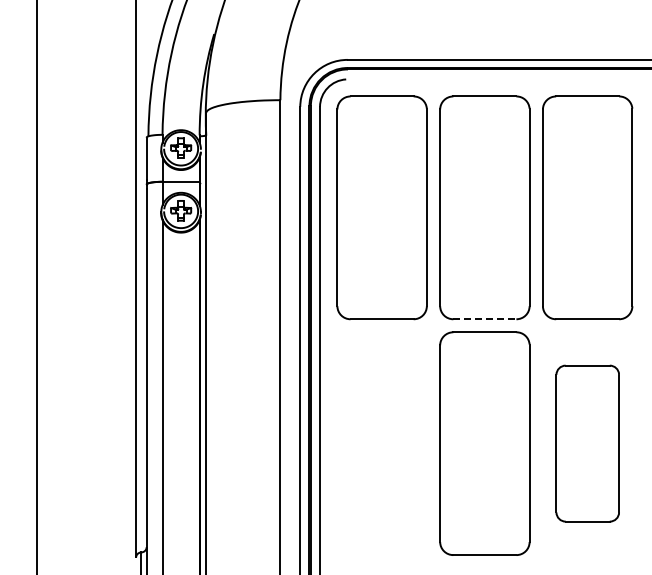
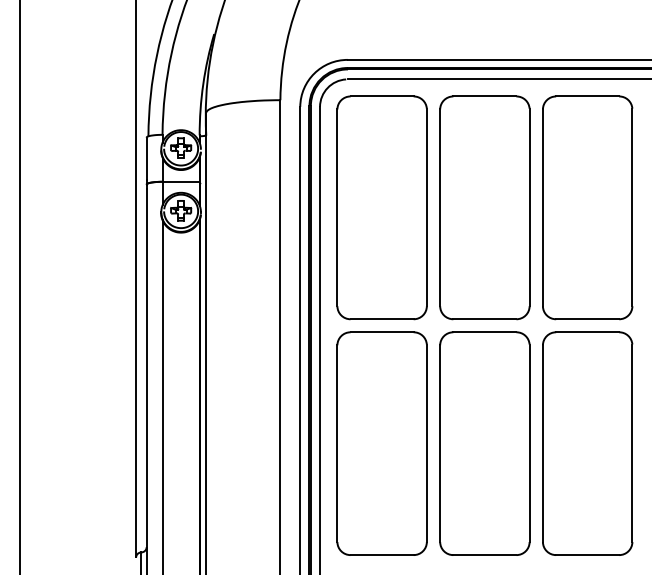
line: none -> present (497, 79)
line position: (36, 286) -> (19, 286) (19, 286)
line: dashed -> solid (484, 319)
part: none -> present (381, 443)
part size: 65x159 px -> 92x225 px (587, 443)
